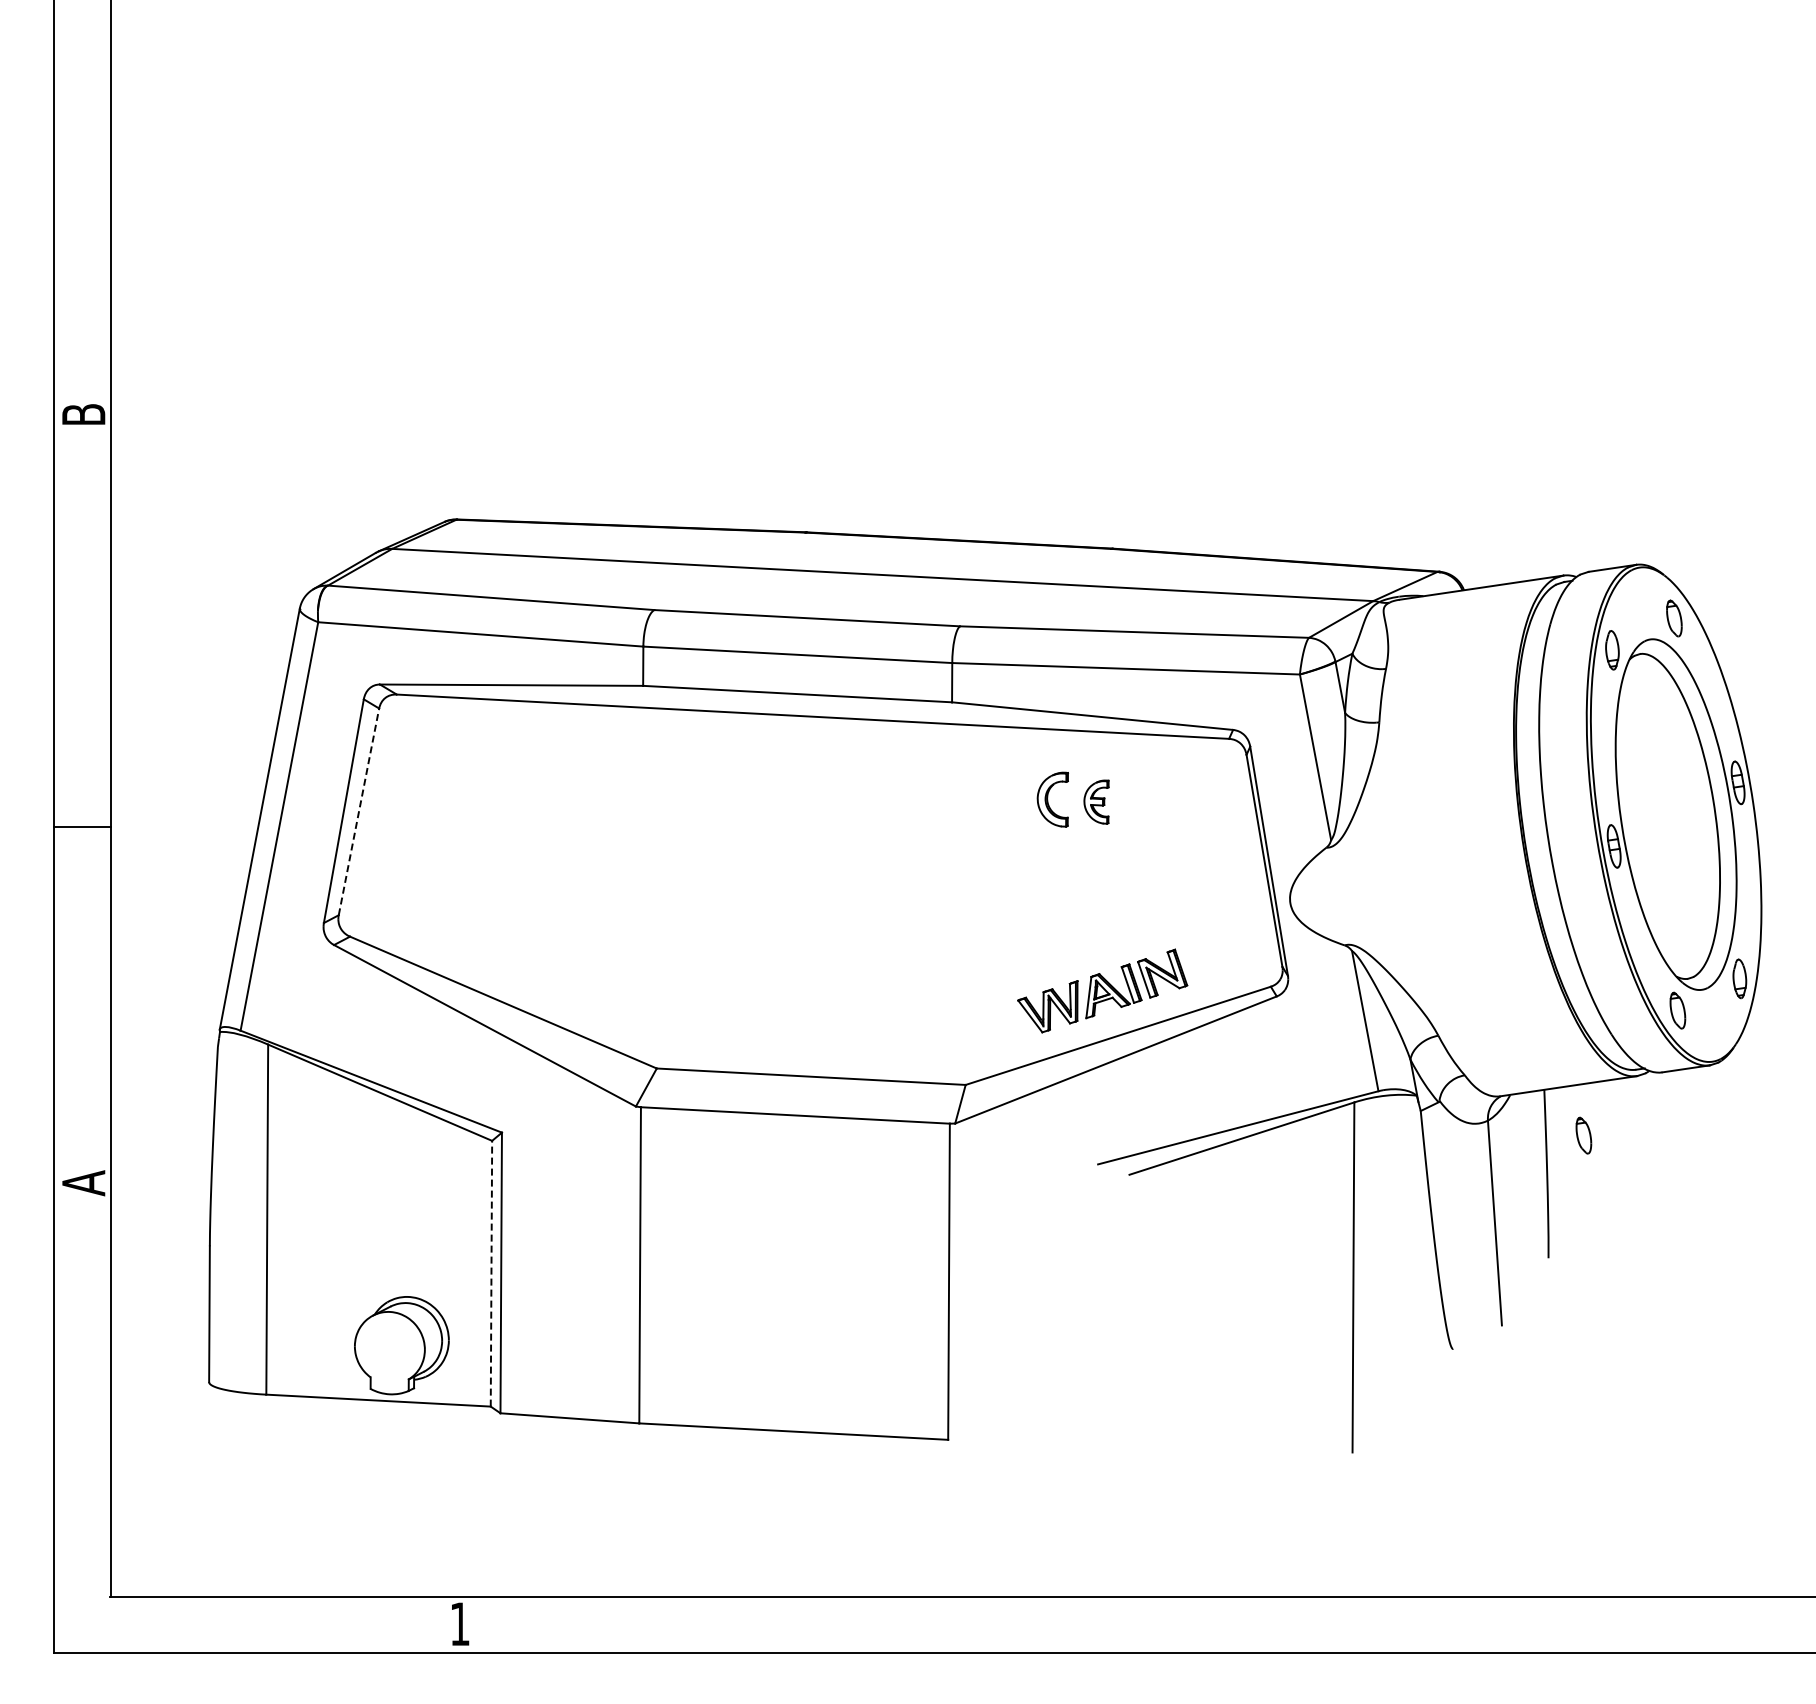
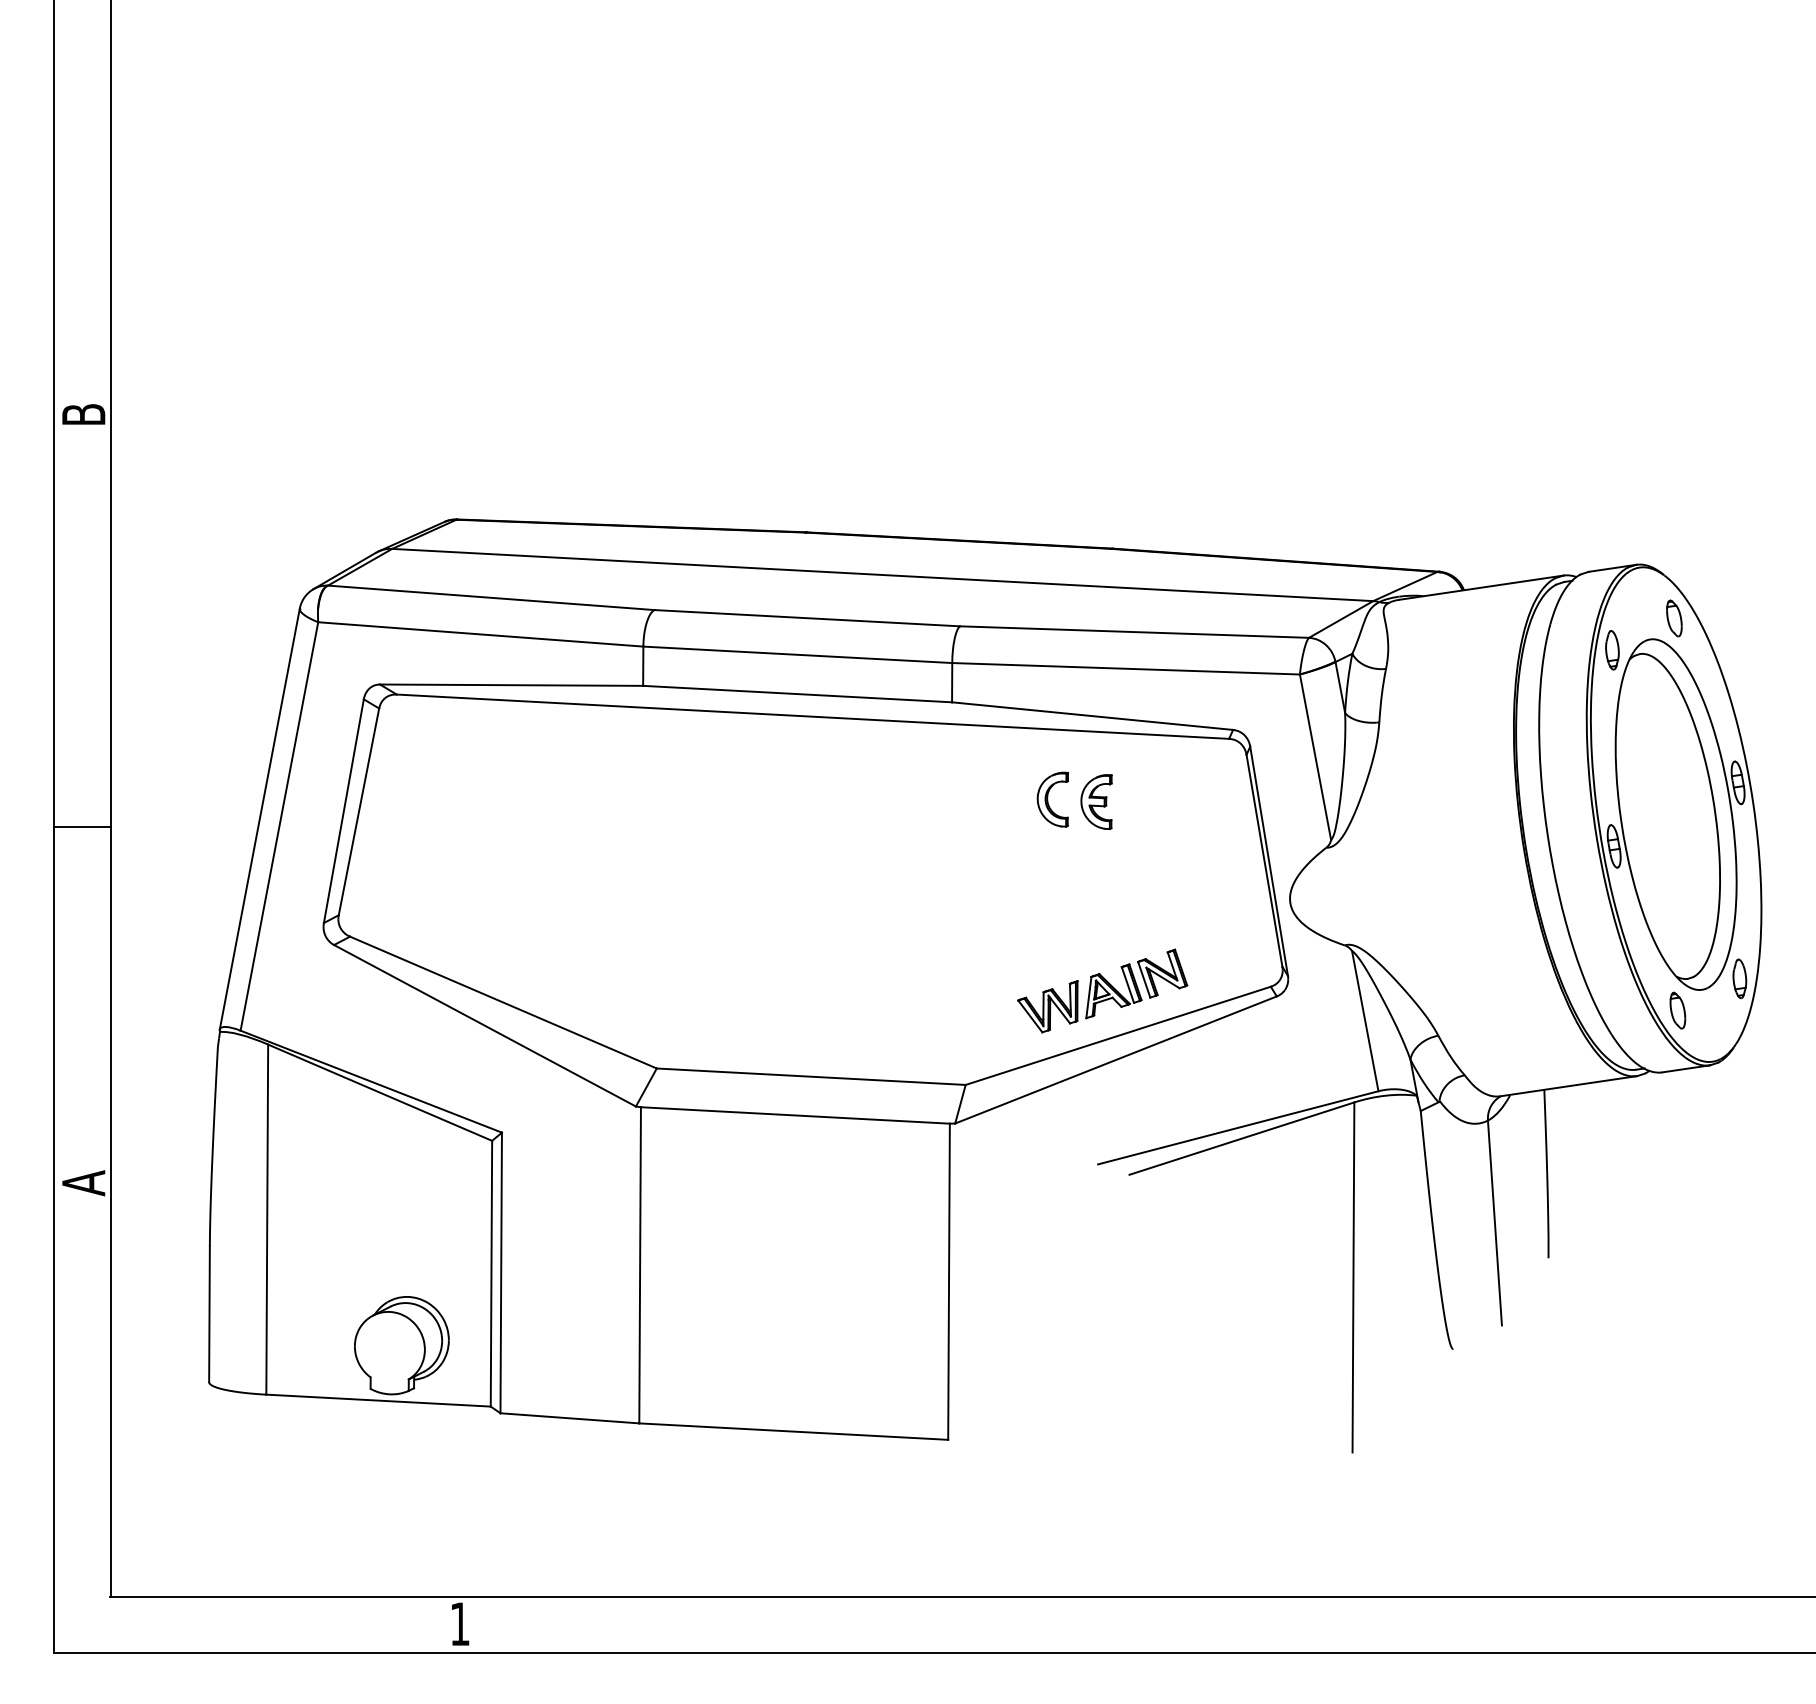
part size: 27x46 px -> 33x57 px (1096, 802)
line: dashed -> solid (359, 811)
part: present -> none (1583, 1135)
line: dashed -> solid (491, 1273)
